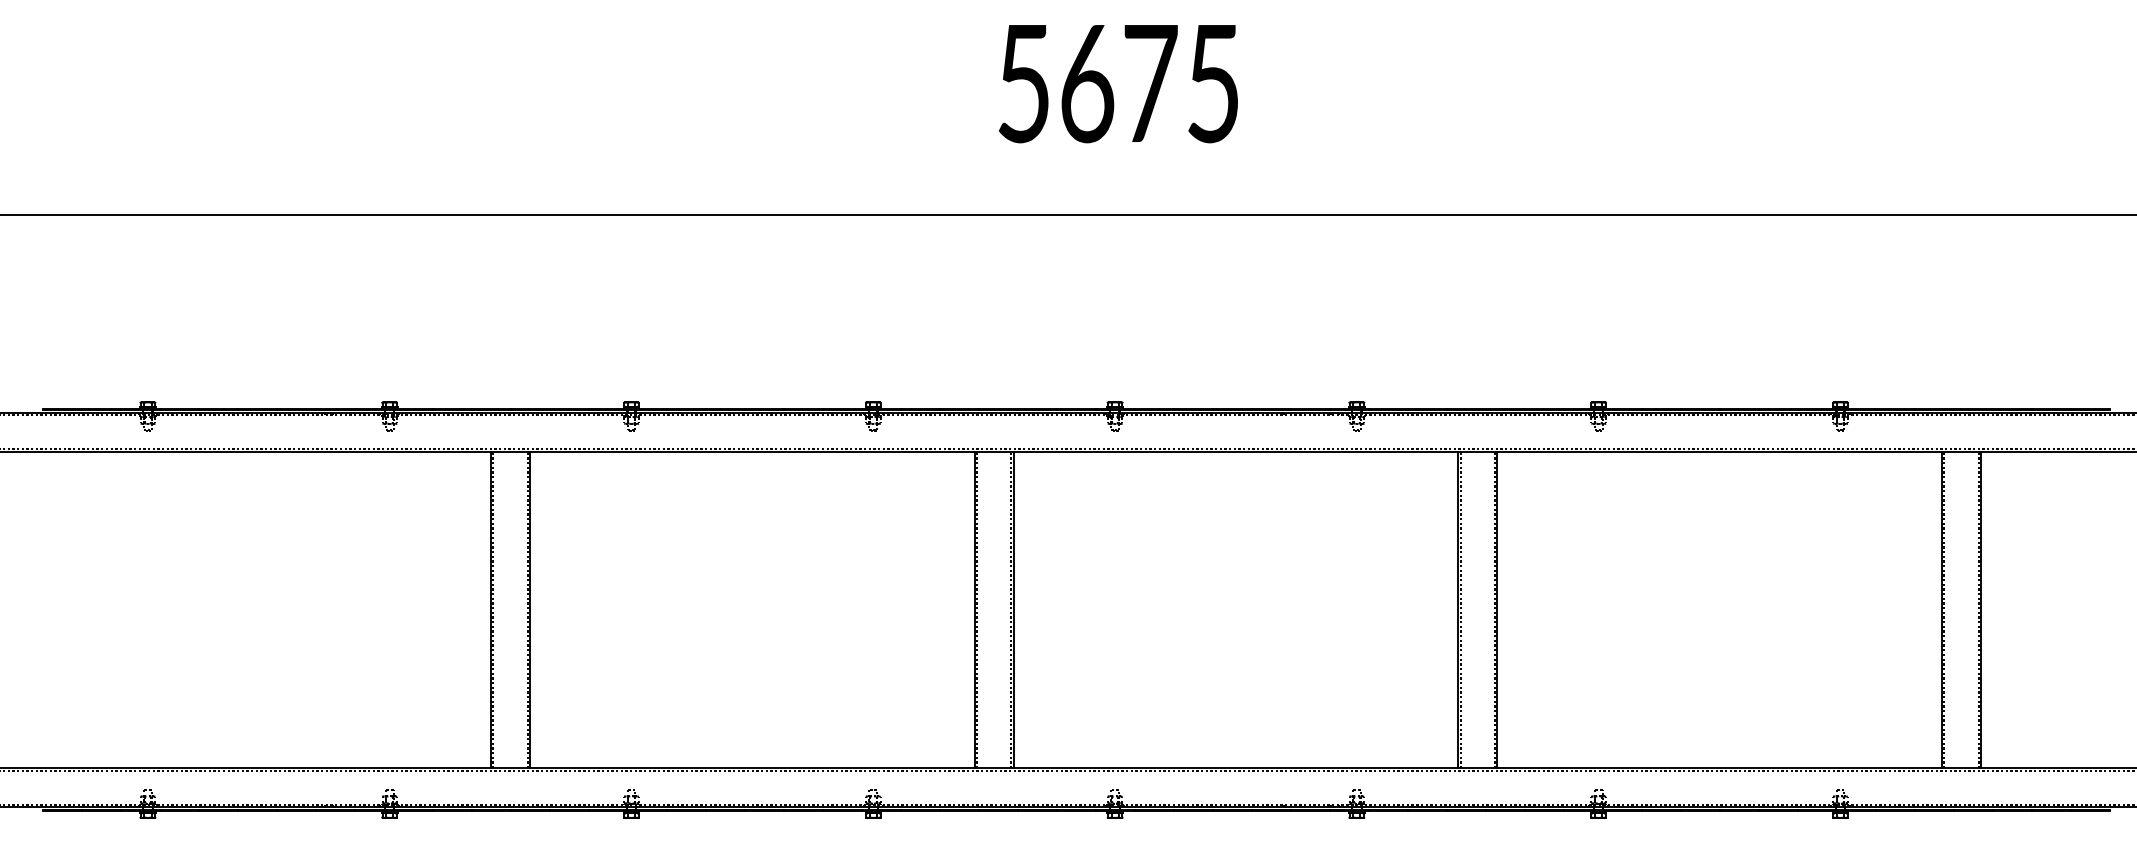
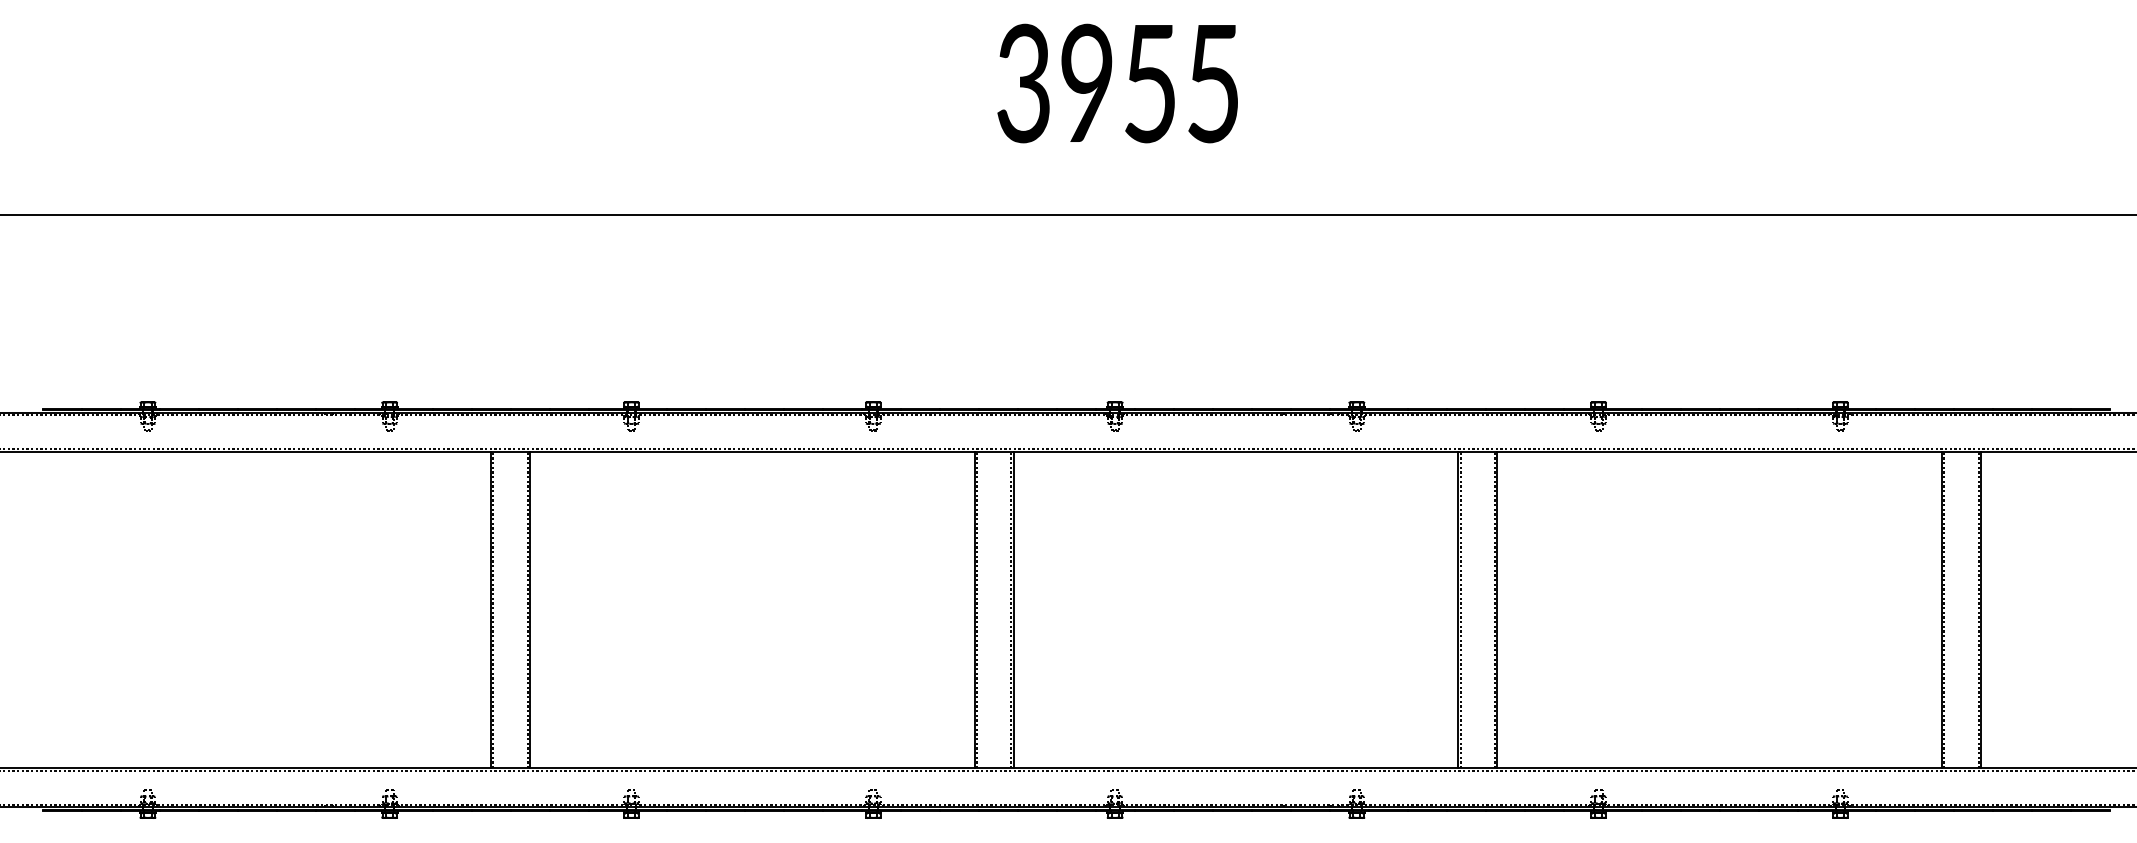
text: 5675 -> 3955 (1087, 83)
